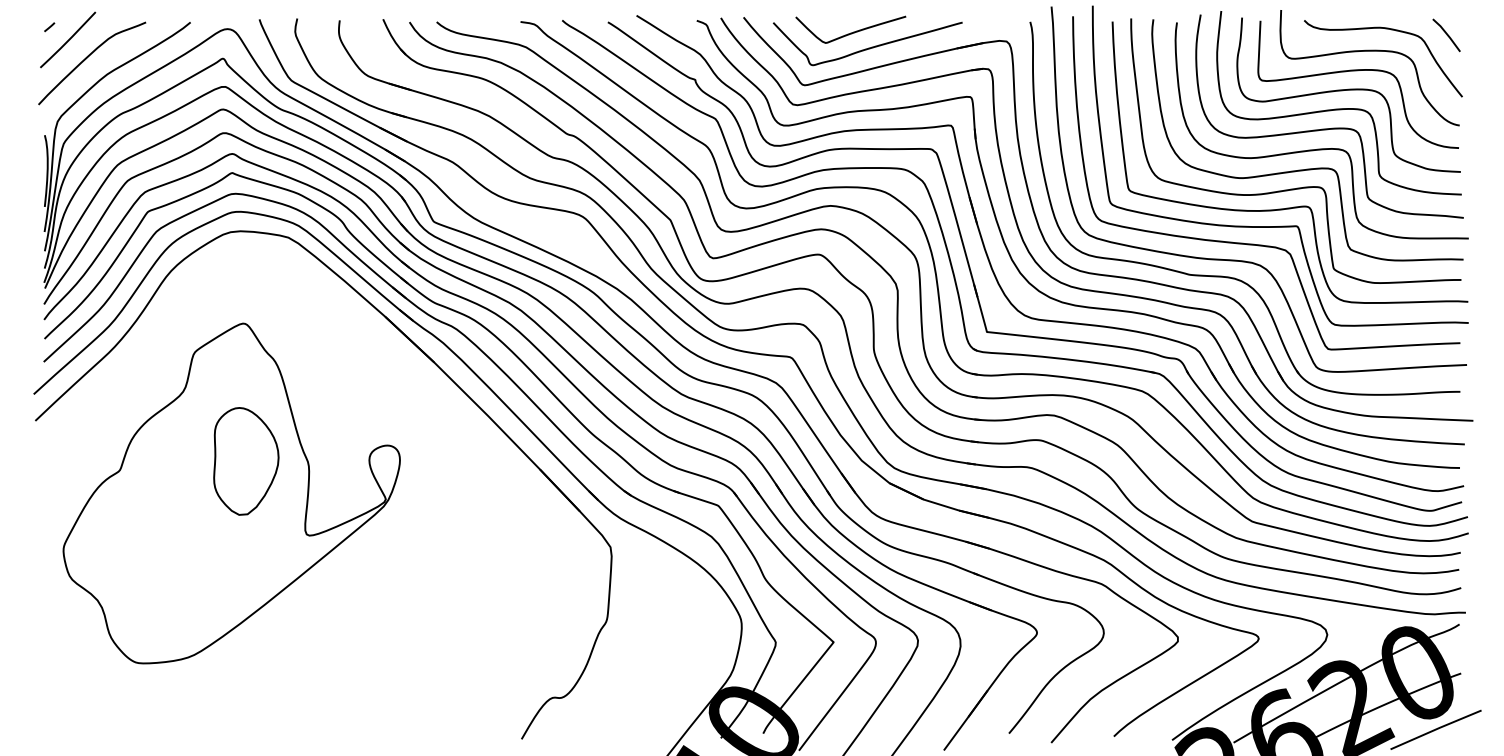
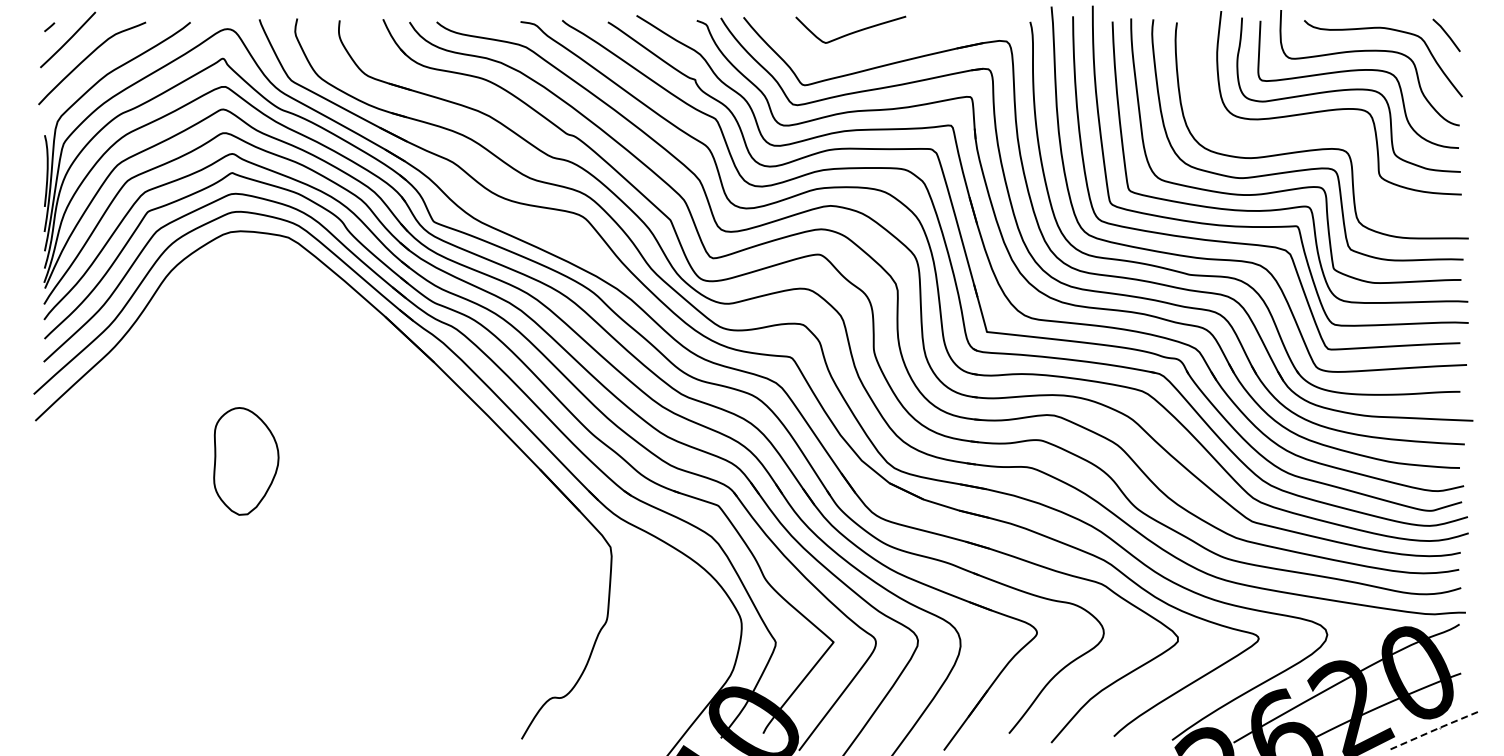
curve: present -> none (868, 47)
curve: present -> none (1332, 127)
part: present -> none (231, 493)
line: solid -> dashed (1436, 729)
